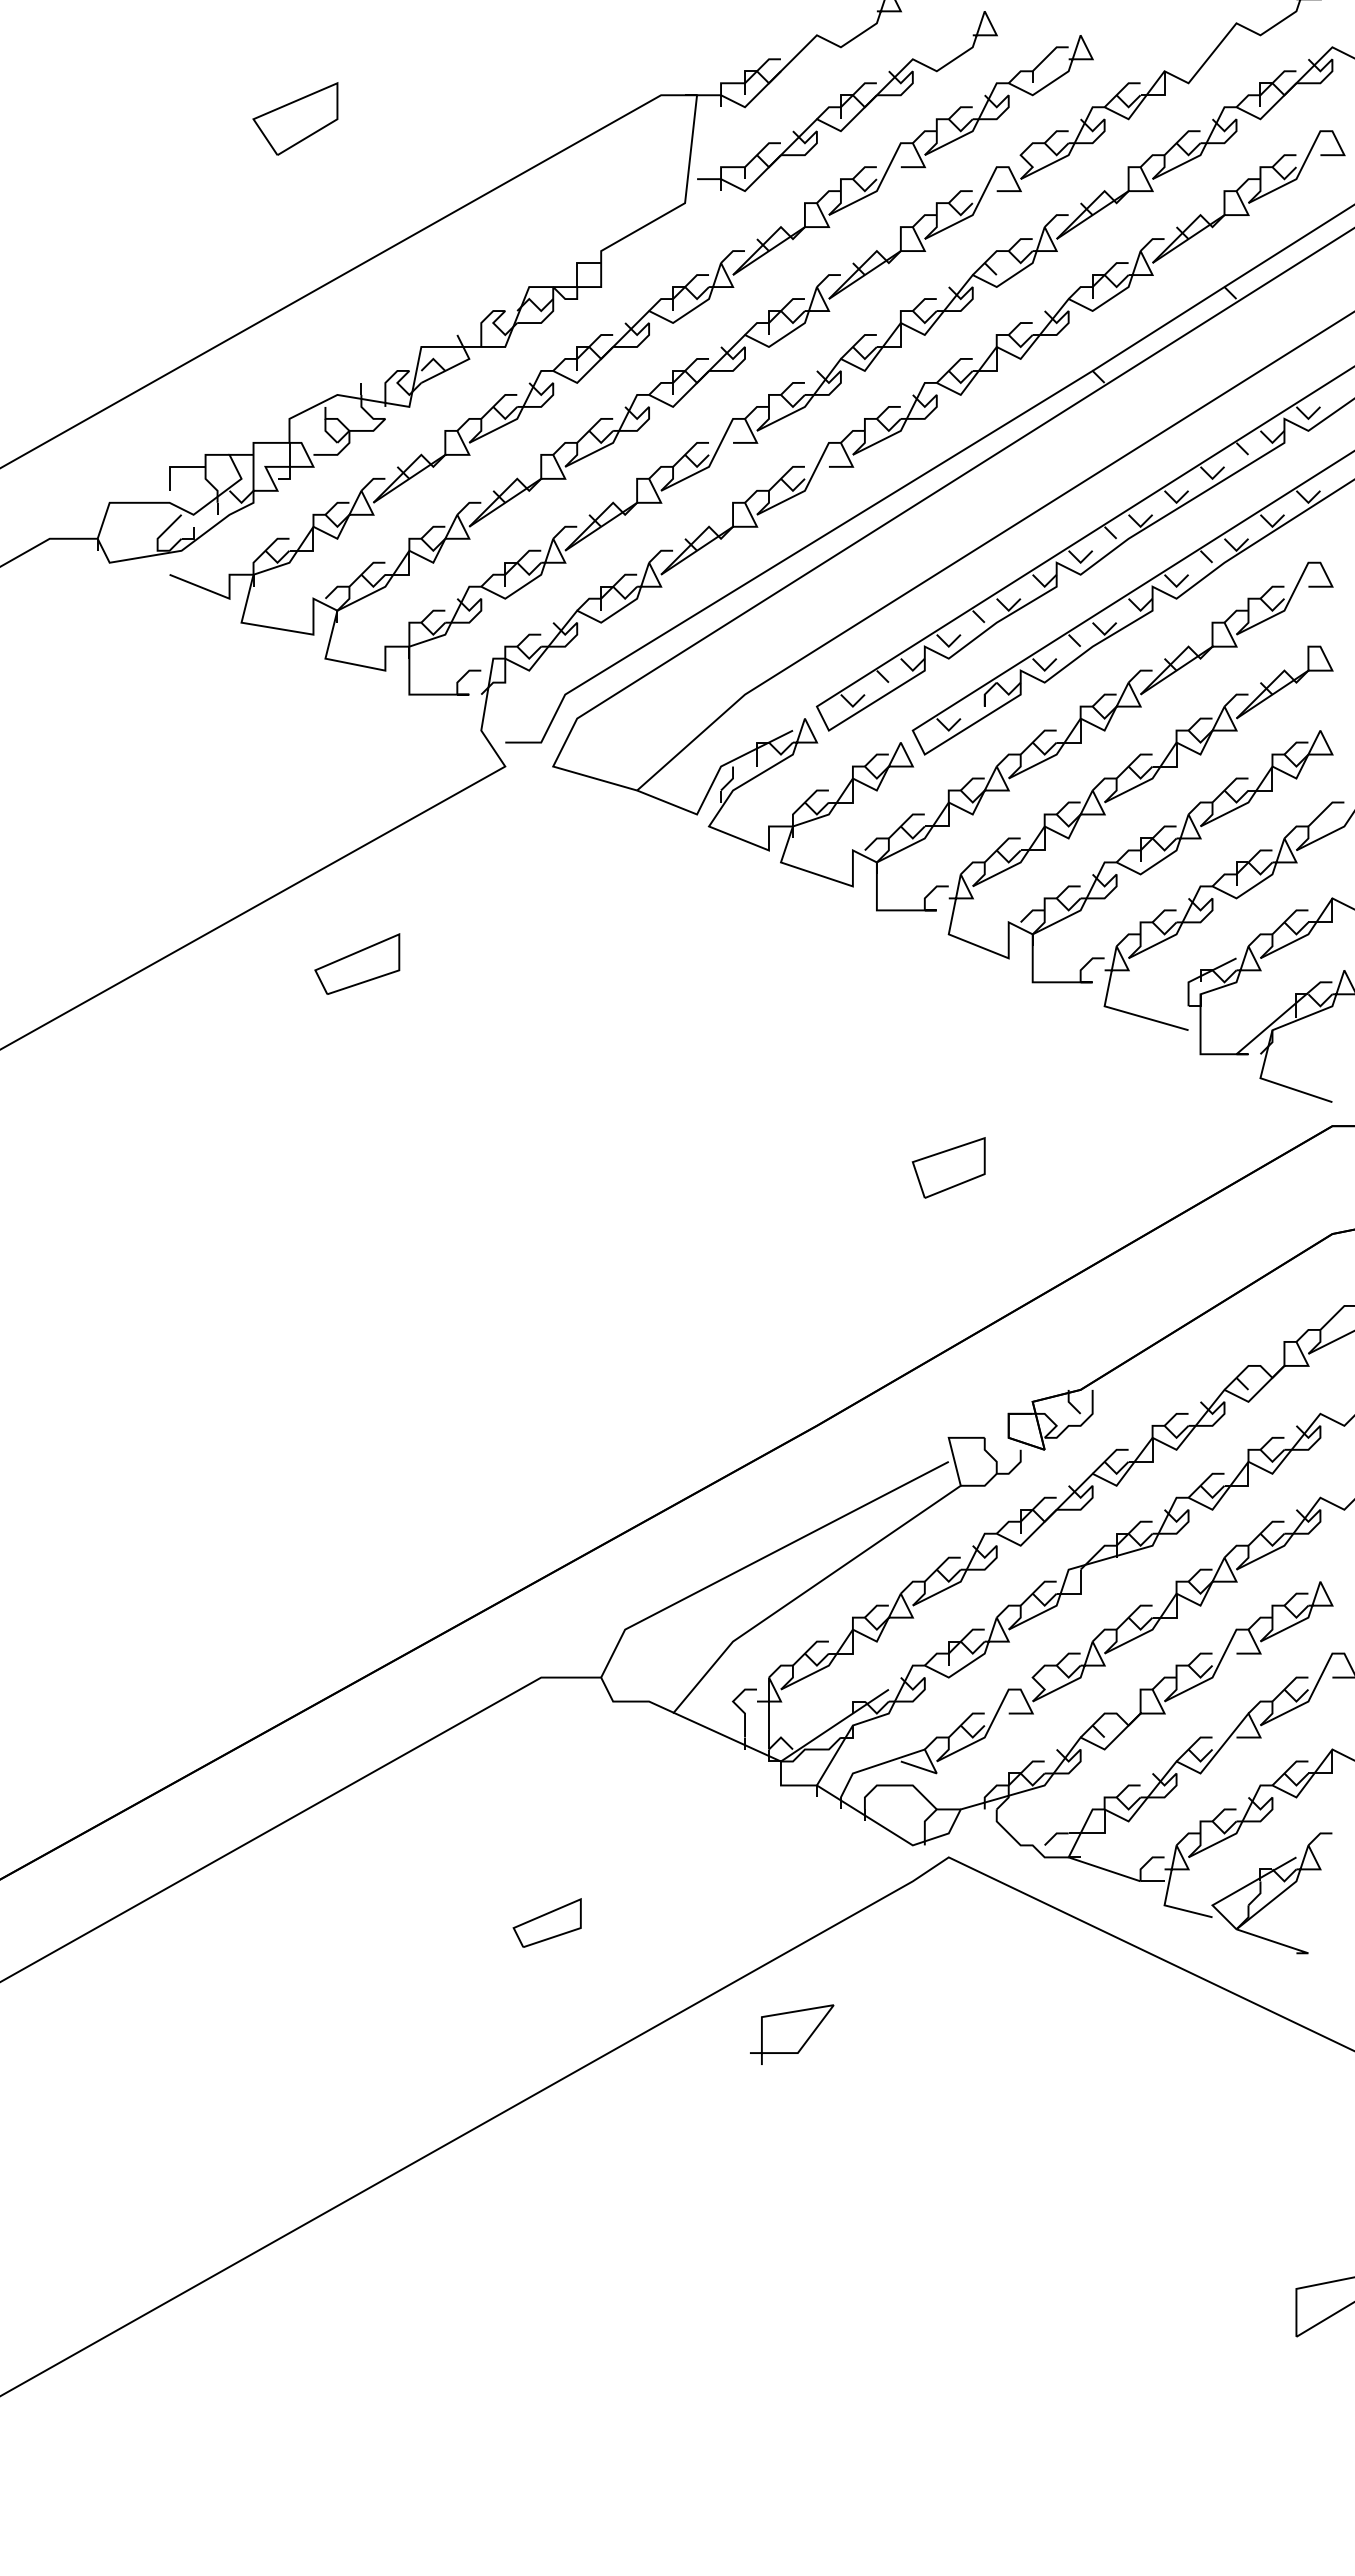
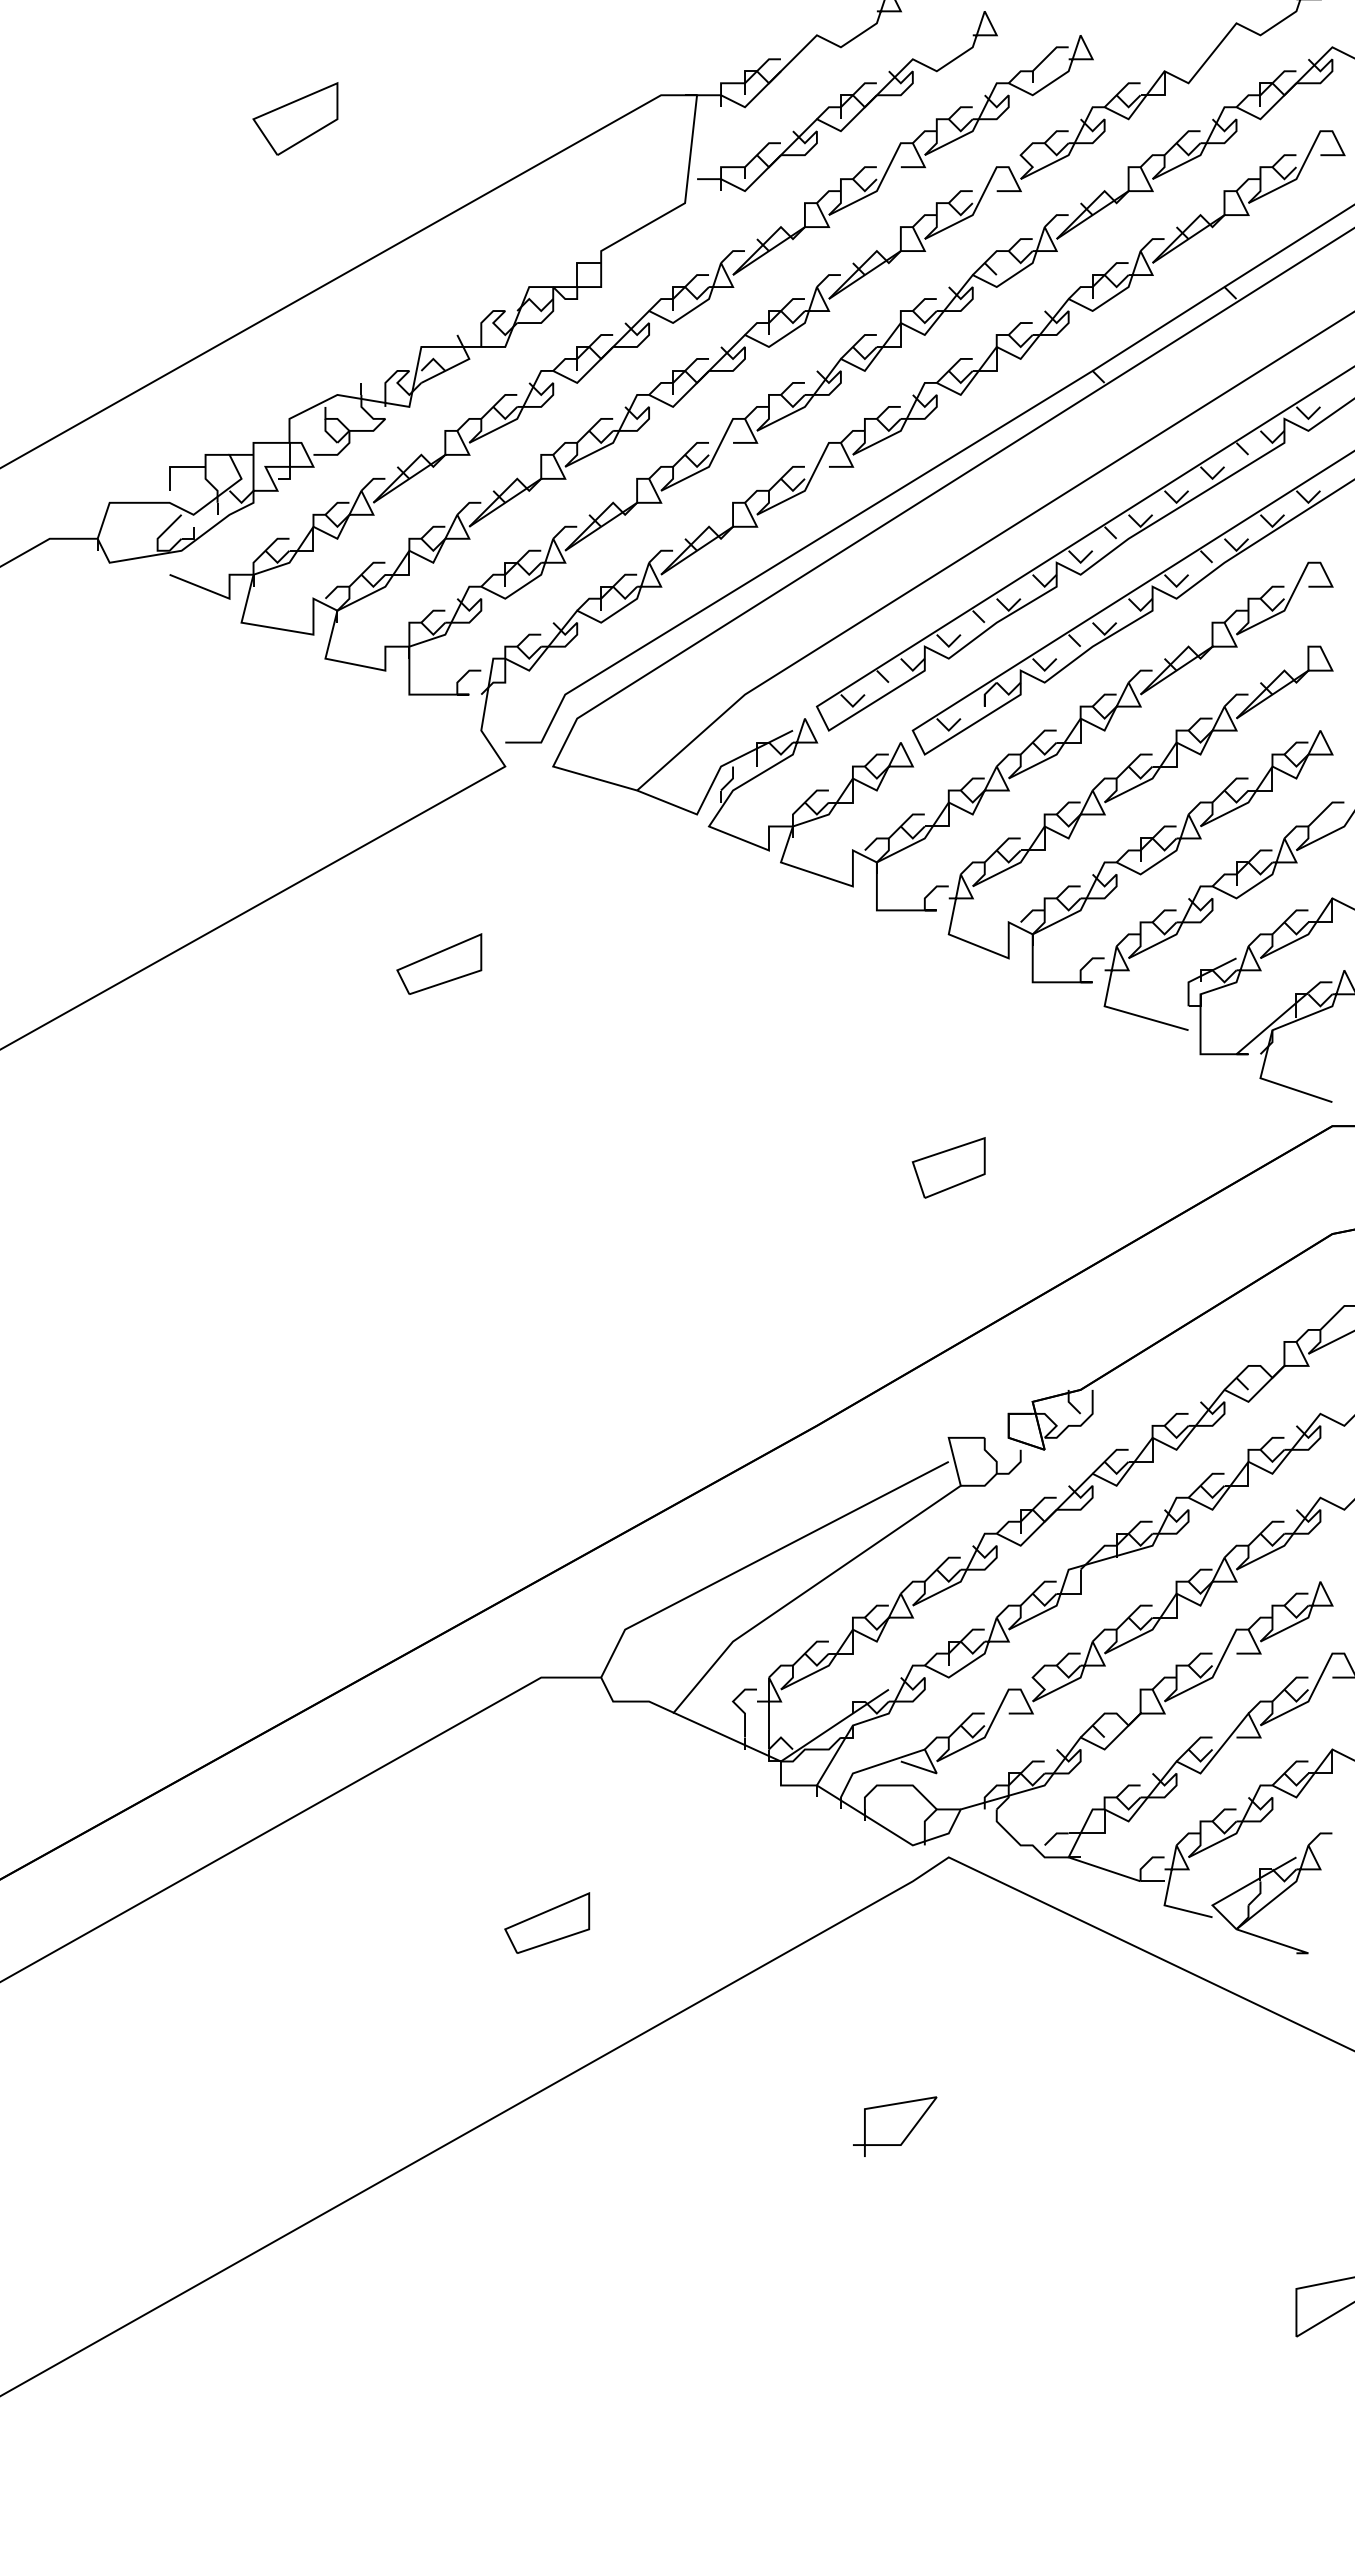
part position: (357, 963) -> (439, 963) (439, 963)
part size: 70x50 px -> 87x62 px (547, 1922)
line position: (803, 2043) -> (906, 2135) (906, 2135)
